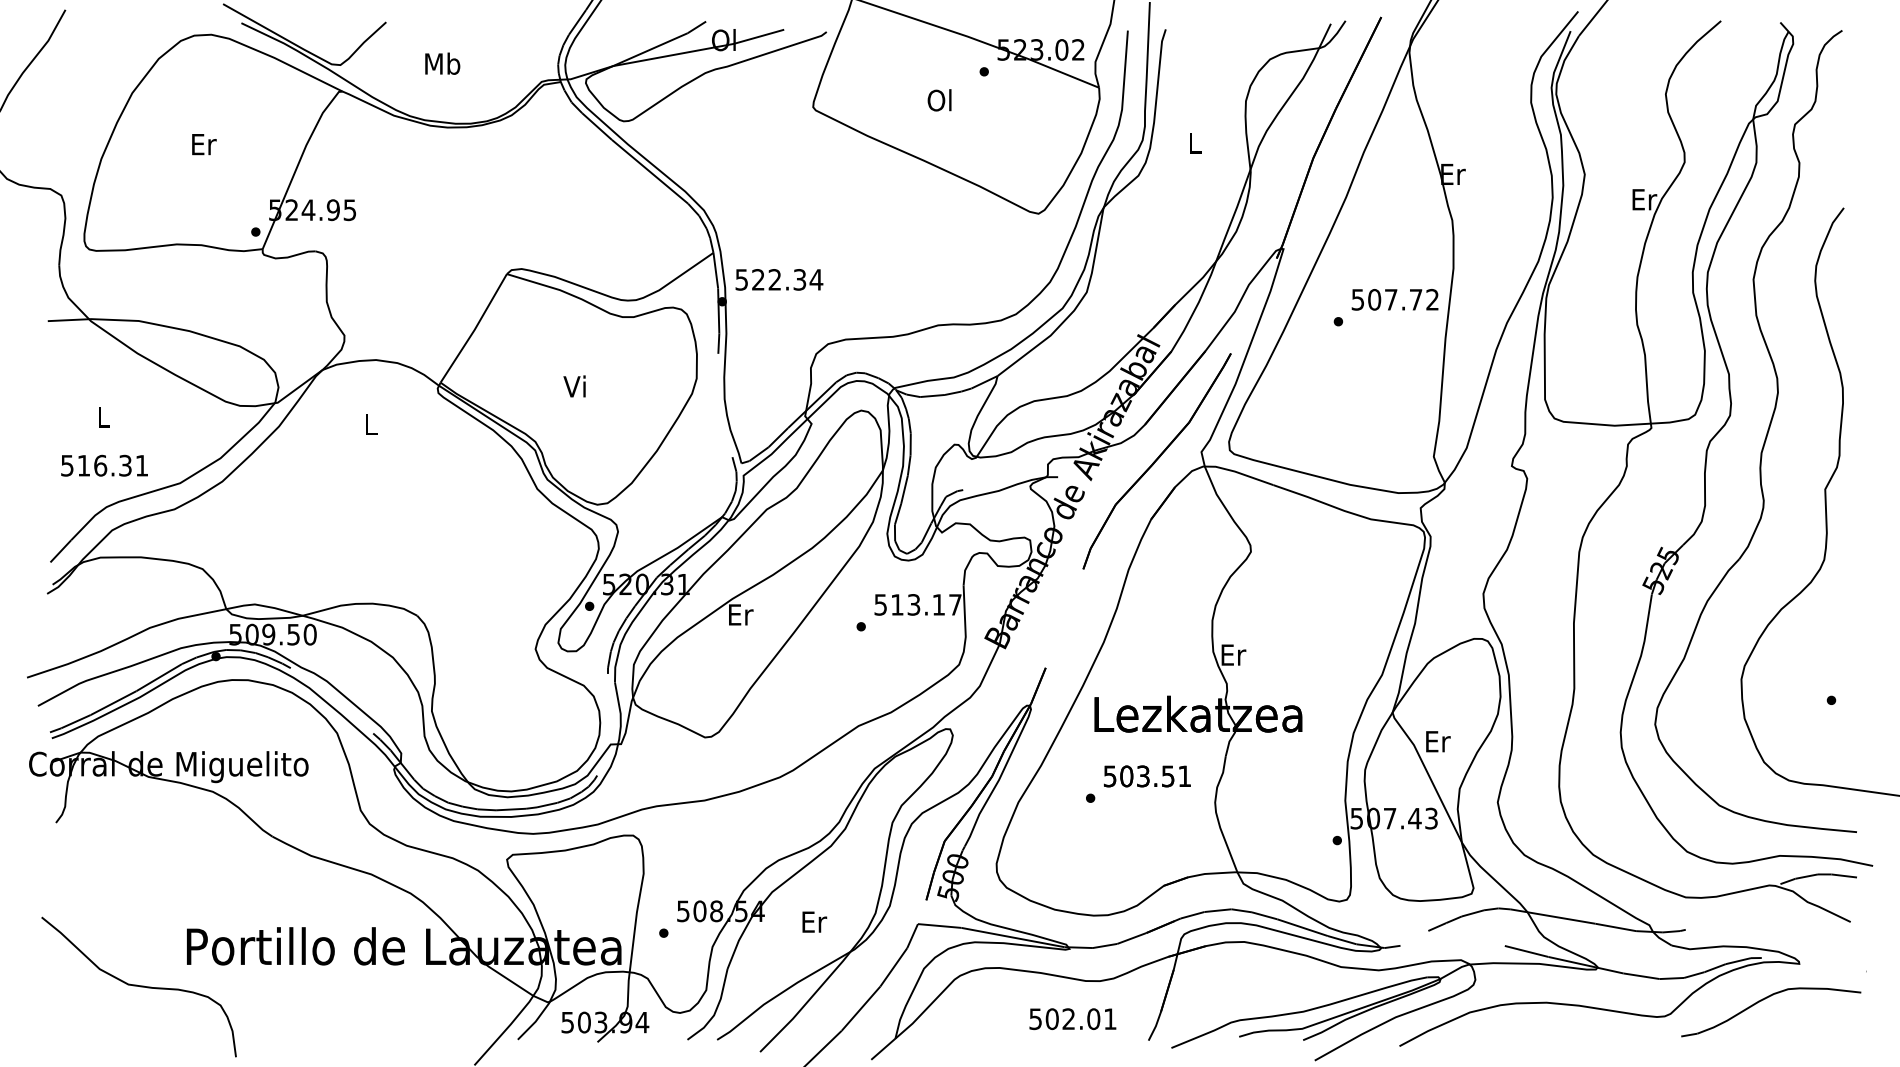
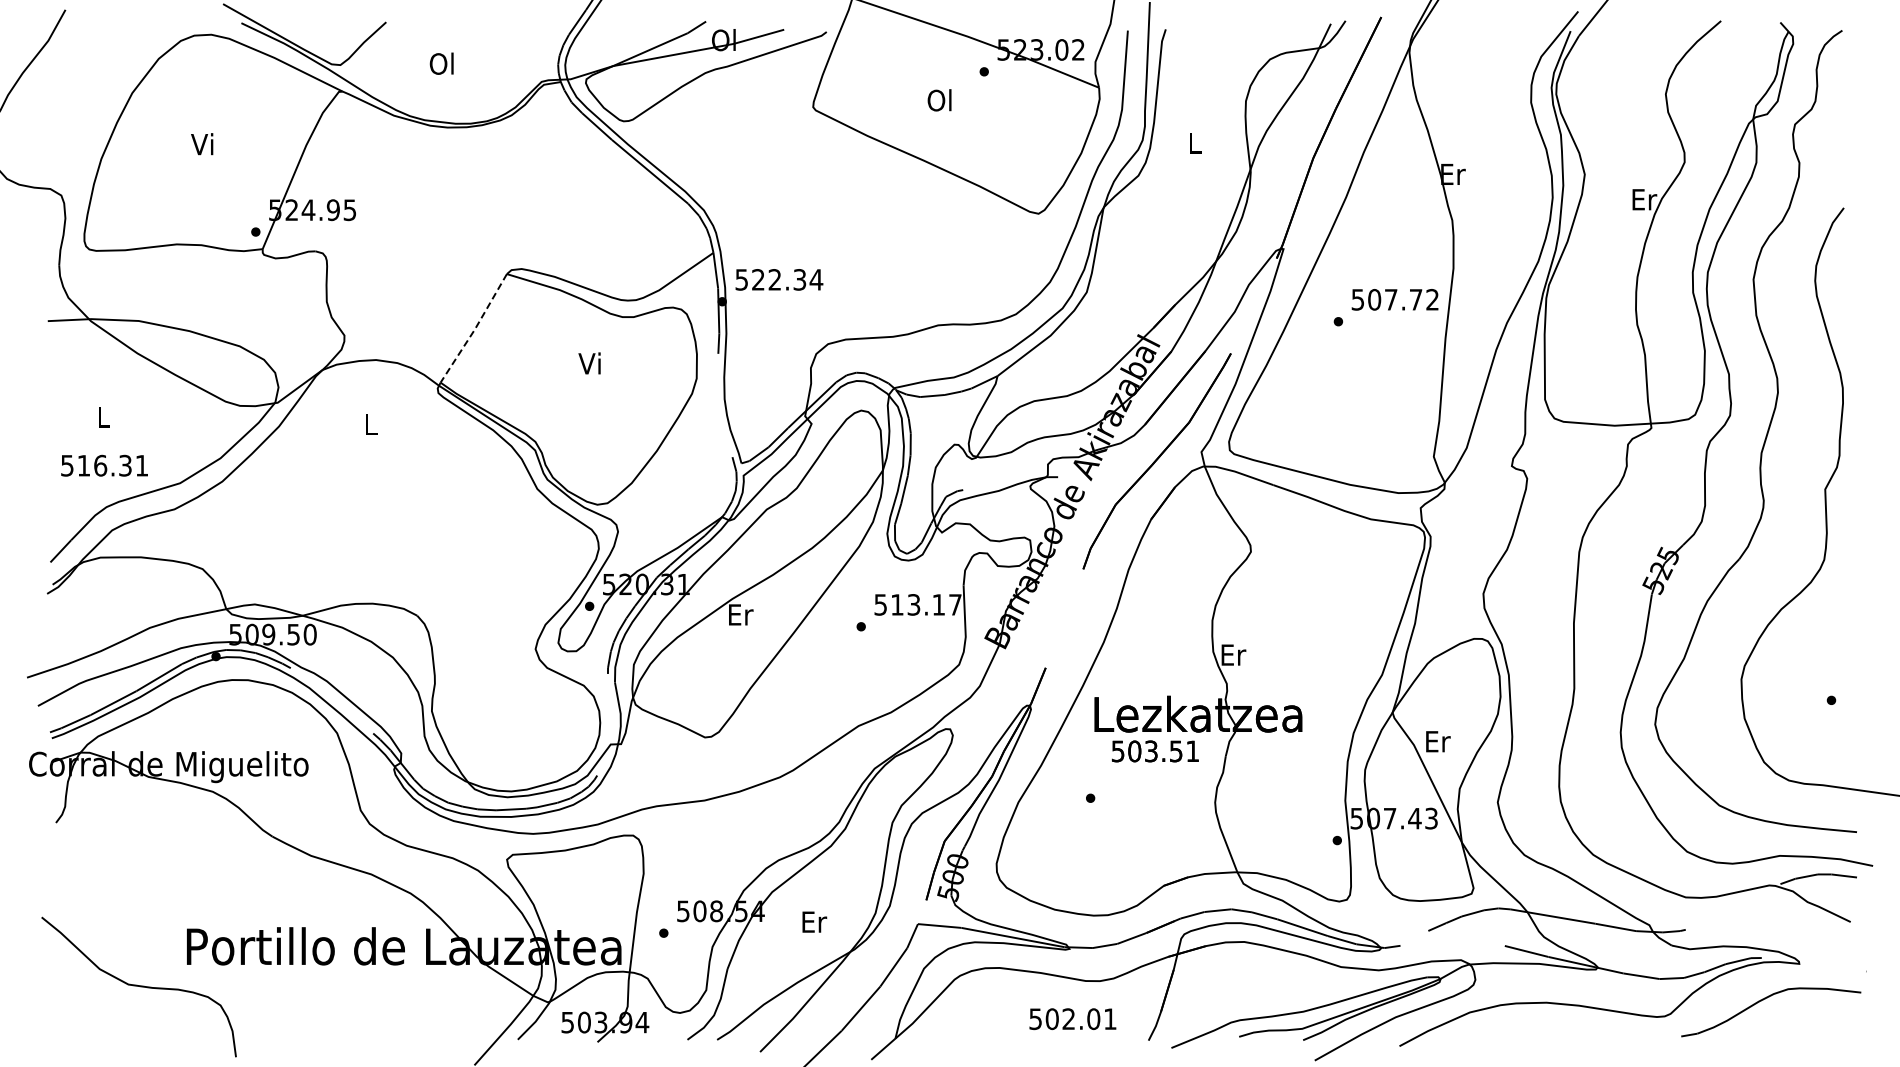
text: Mb -> Ol (442, 63)
text: Er -> Vi (203, 144)
line: solid -> dashed (474, 329)
text position: (574, 386) -> (589, 363) (589, 363)
text position: (1147, 776) -> (1155, 751) (1155, 751)
